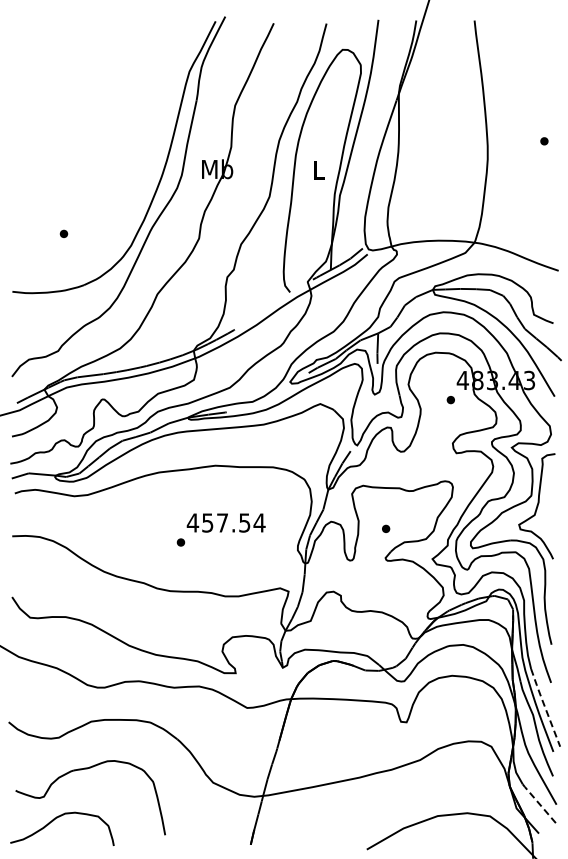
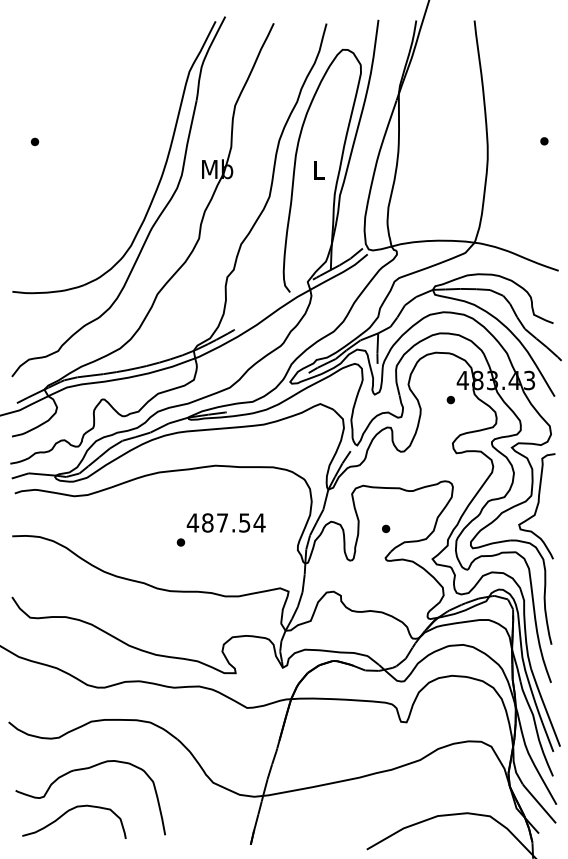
part position: (63, 233) -> (34, 141) (34, 141)
text: 457.54 -> 487.54 (207, 522)
line: dashed -> solid (545, 707)
line: dashed -> solid (539, 803)
curve position: (57, 818) -> (69, 811) (69, 811)
